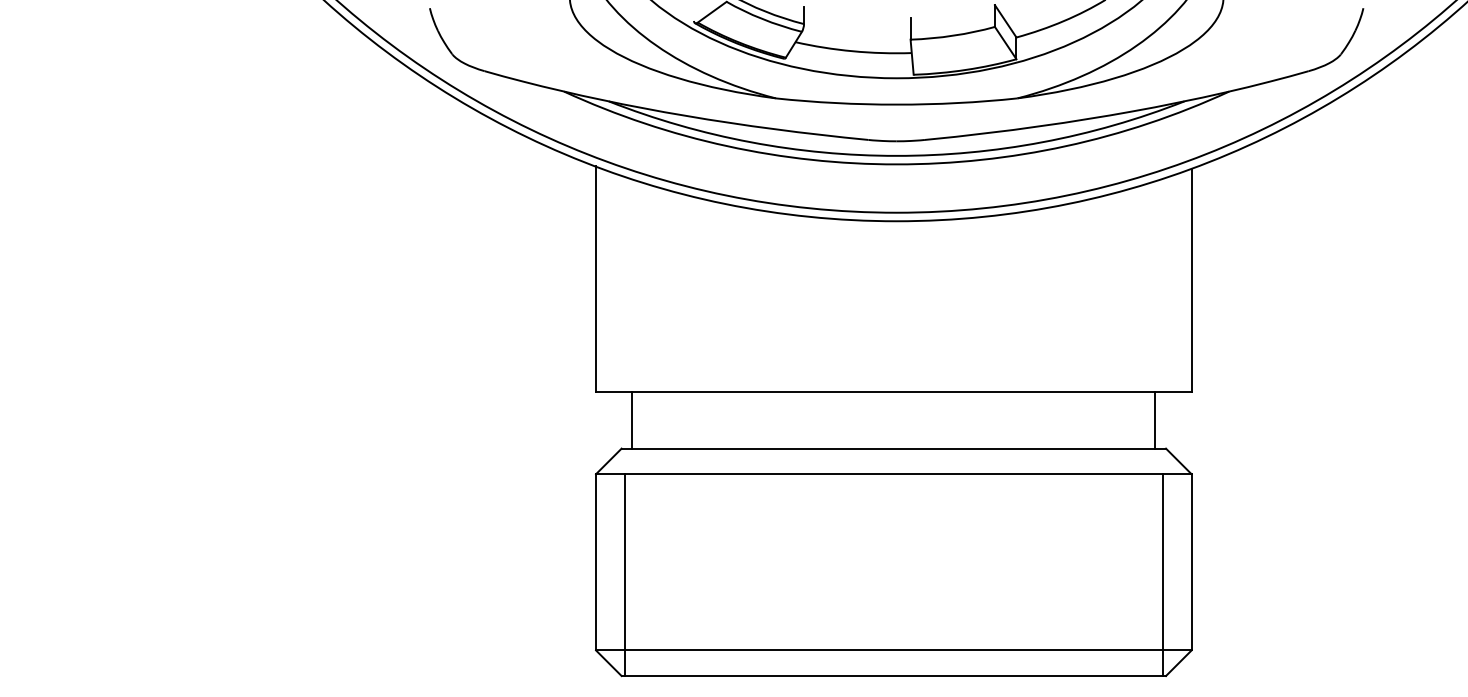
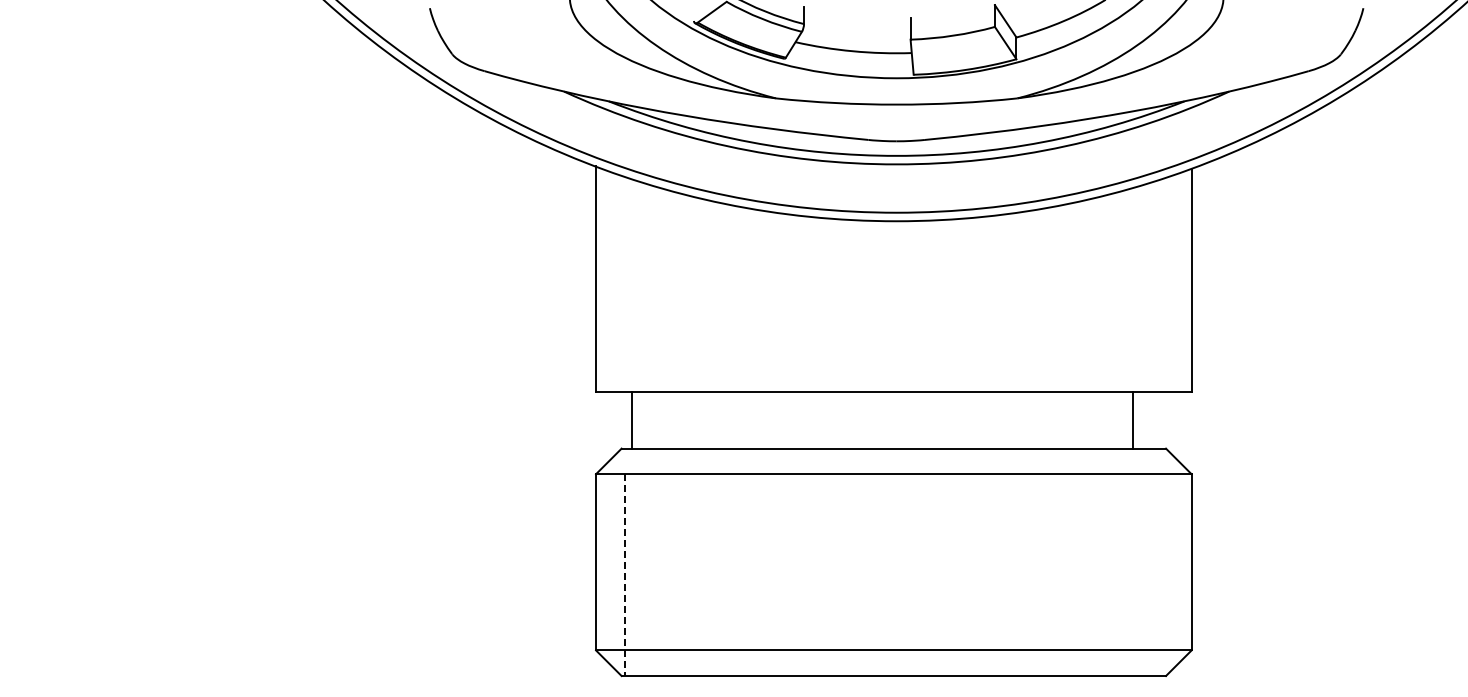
line position: (1155, 419) -> (1133, 419) (1133, 419)
line: solid -> dashed (625, 575)
line: present -> none (1162, 575)
